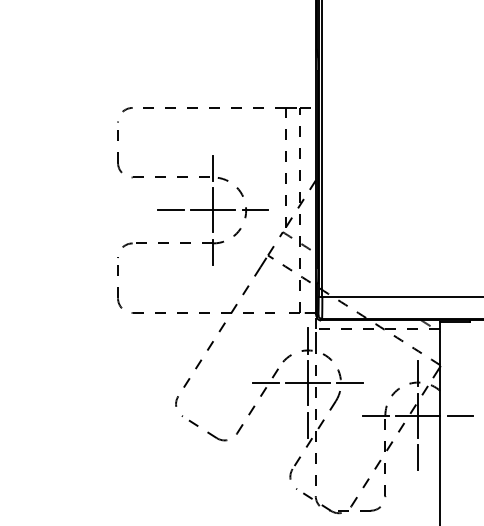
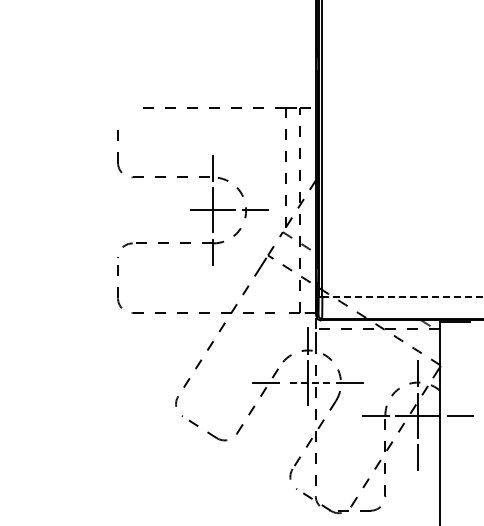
arc: present -> none (123, 112)
line: present -> none (170, 210)
line: solid -> dashed (403, 296)
line: solid -> dashed (308, 383)
line: present -> none (308, 425)
